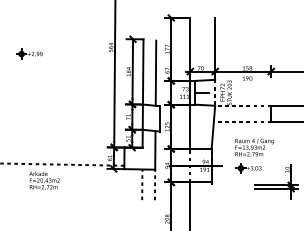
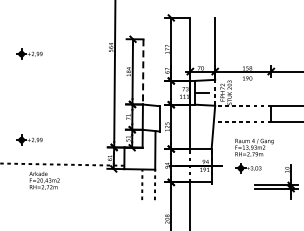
line: solid -> dashed (143, 71)
line: present -> none (155, 72)
part: none -> present (29, 139)
